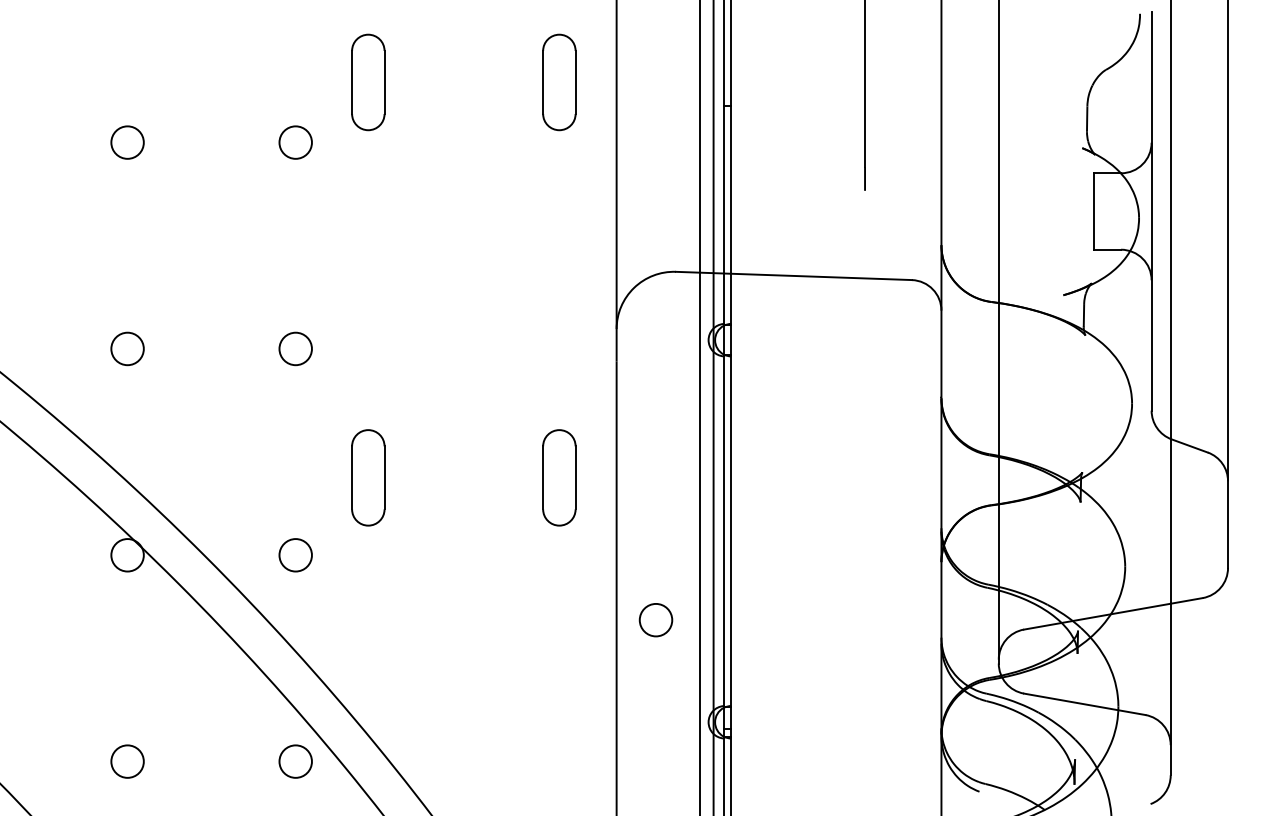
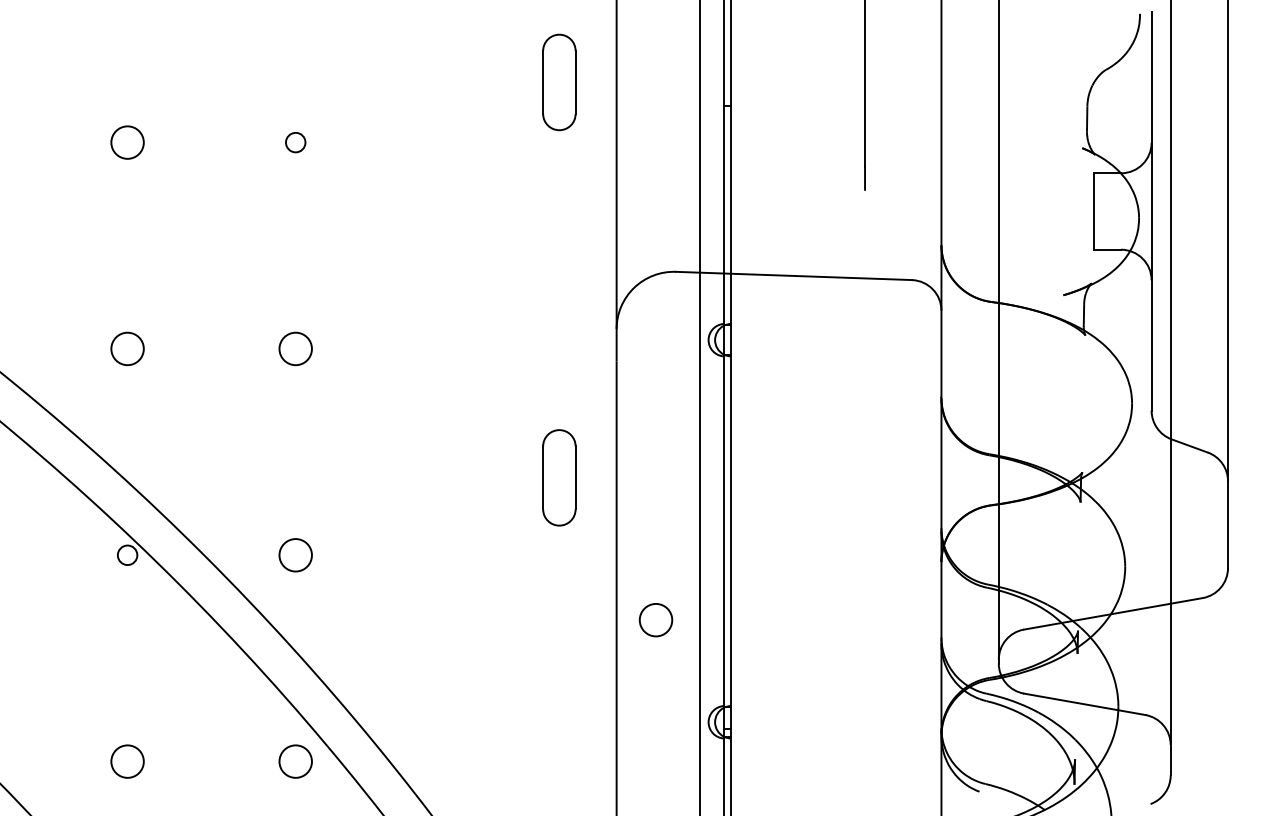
part: present -> none (368, 82)
circle diameter: 32 px -> 19 px (295, 142)
line: present -> none (713, 407)
part: present -> none (368, 477)
circle diameter: 32 px -> 19 px (127, 555)
